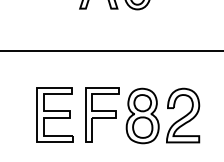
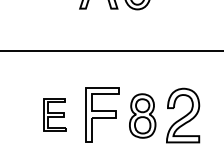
part size: 38x56 px -> 24x34 px (54, 114)
part size: 35x58 px -> 28x46 px (142, 115)
